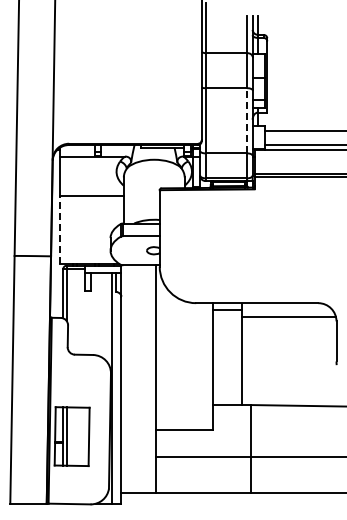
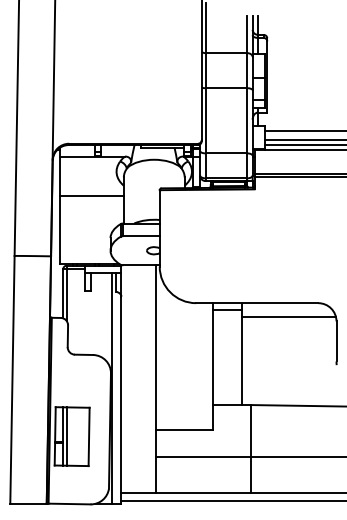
line: dashed -> solid (247, 120)
line: none -> present (304, 140)
line: dashed -> solid (60, 229)
line: none -> present (232, 500)
